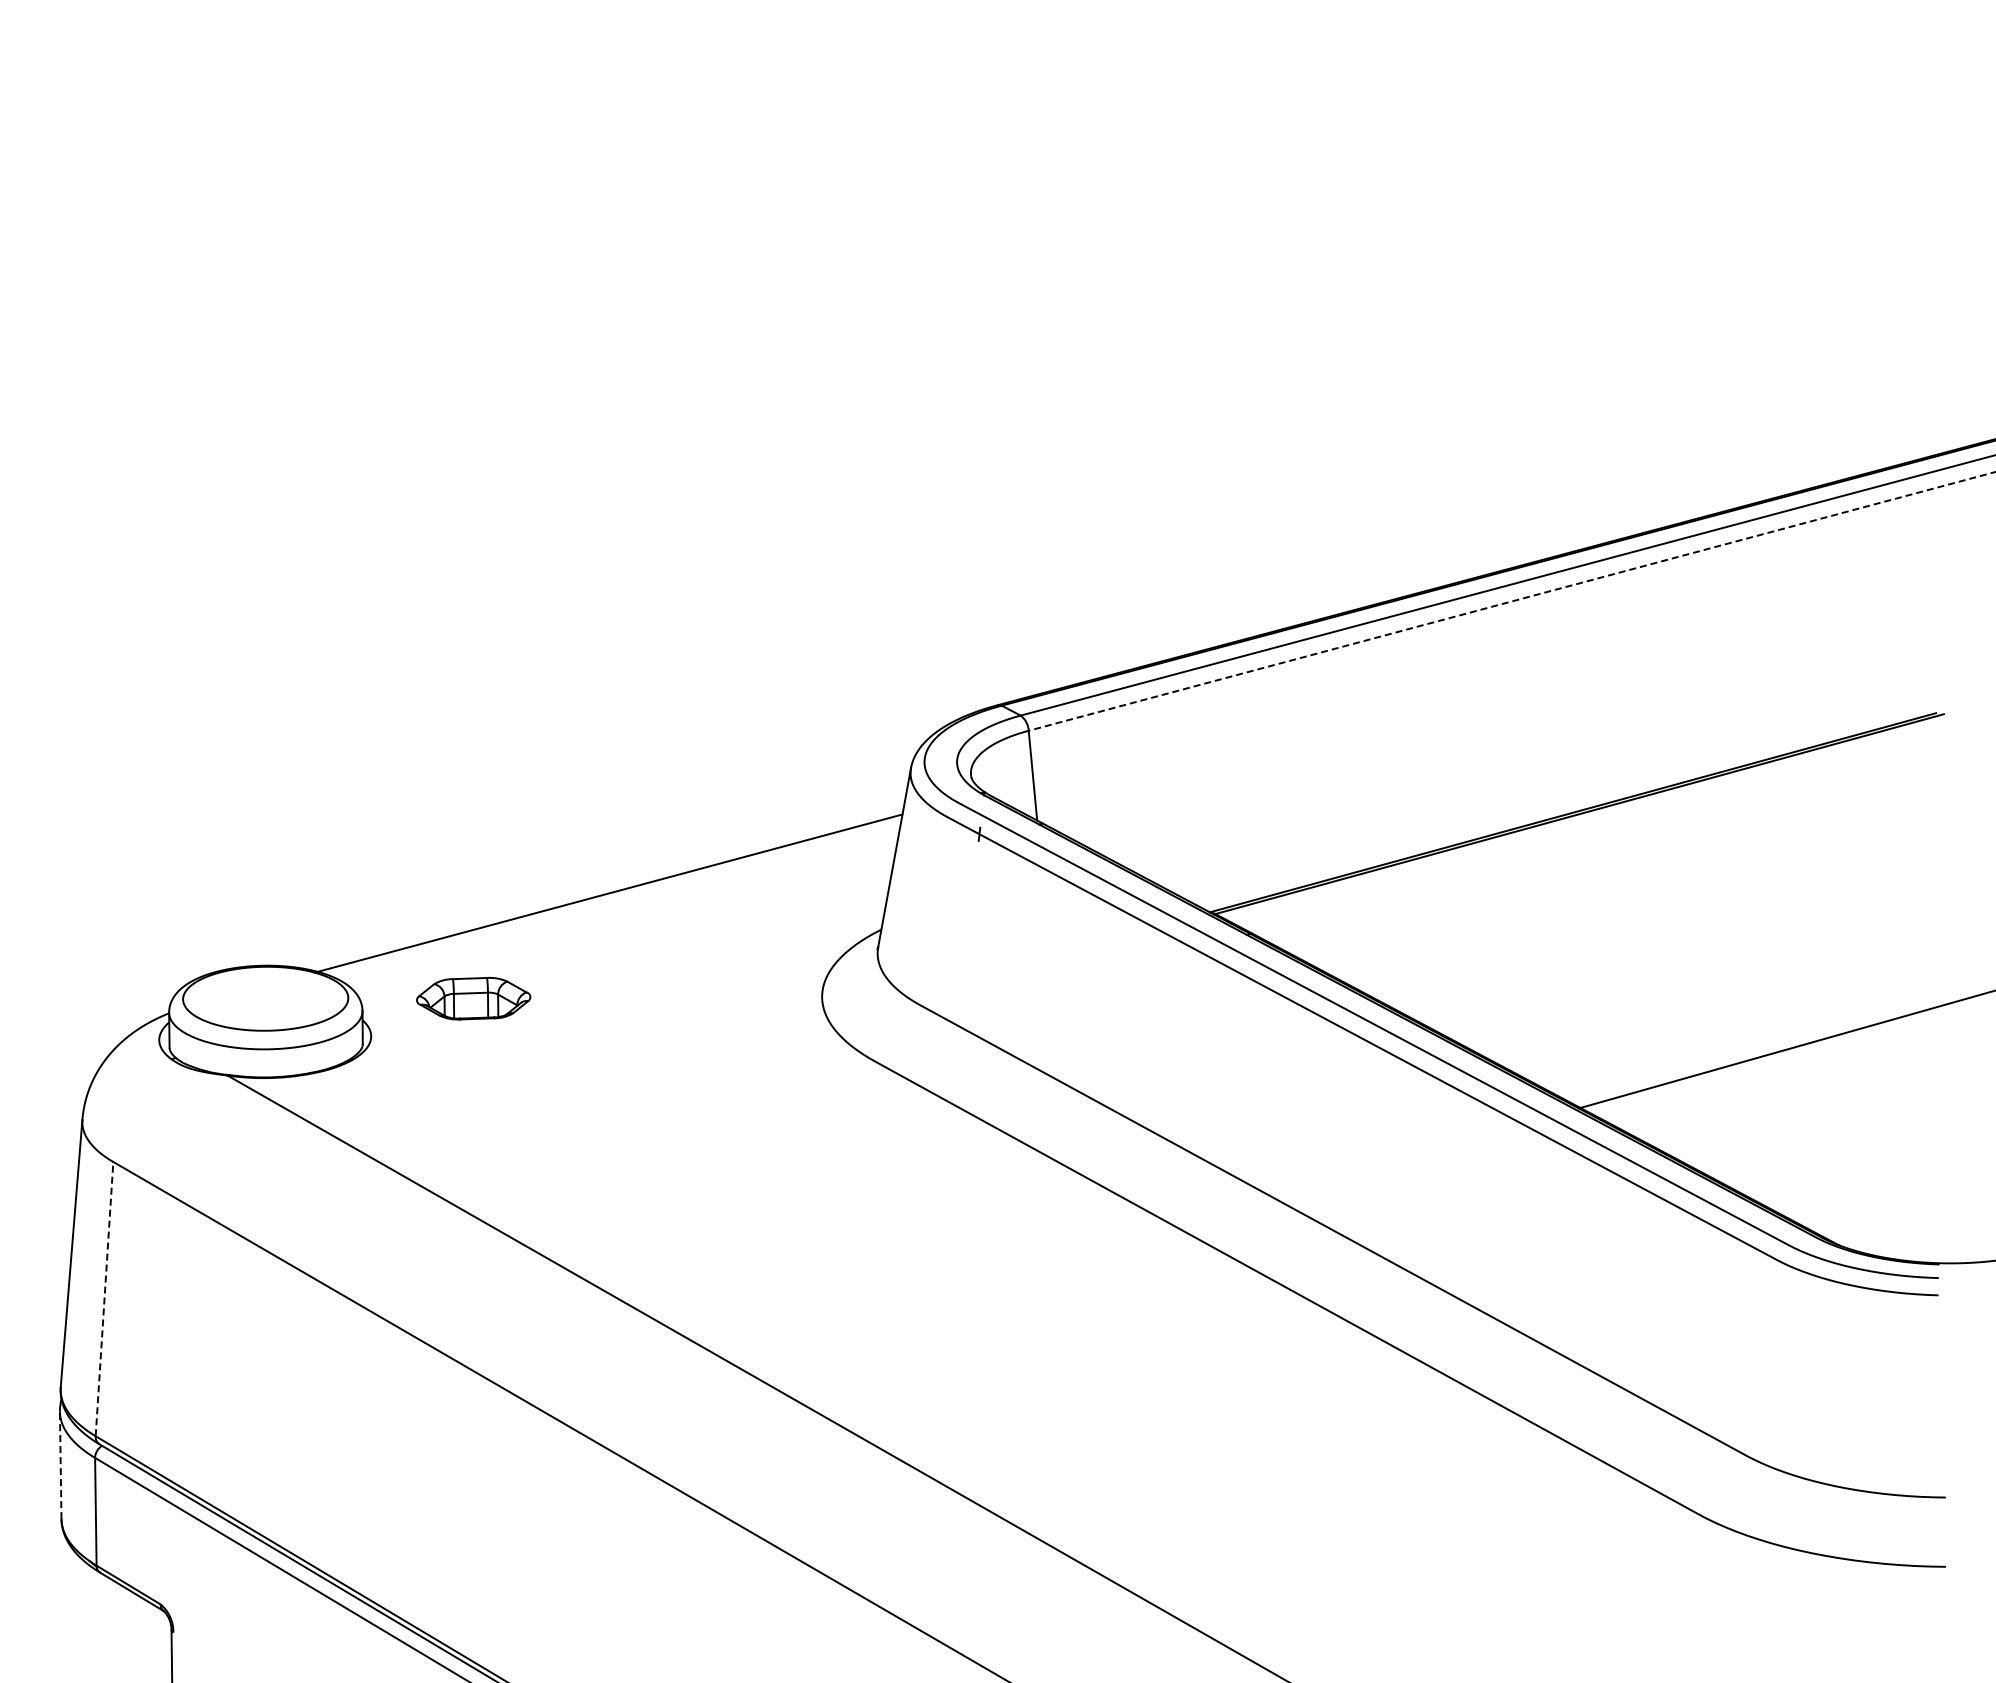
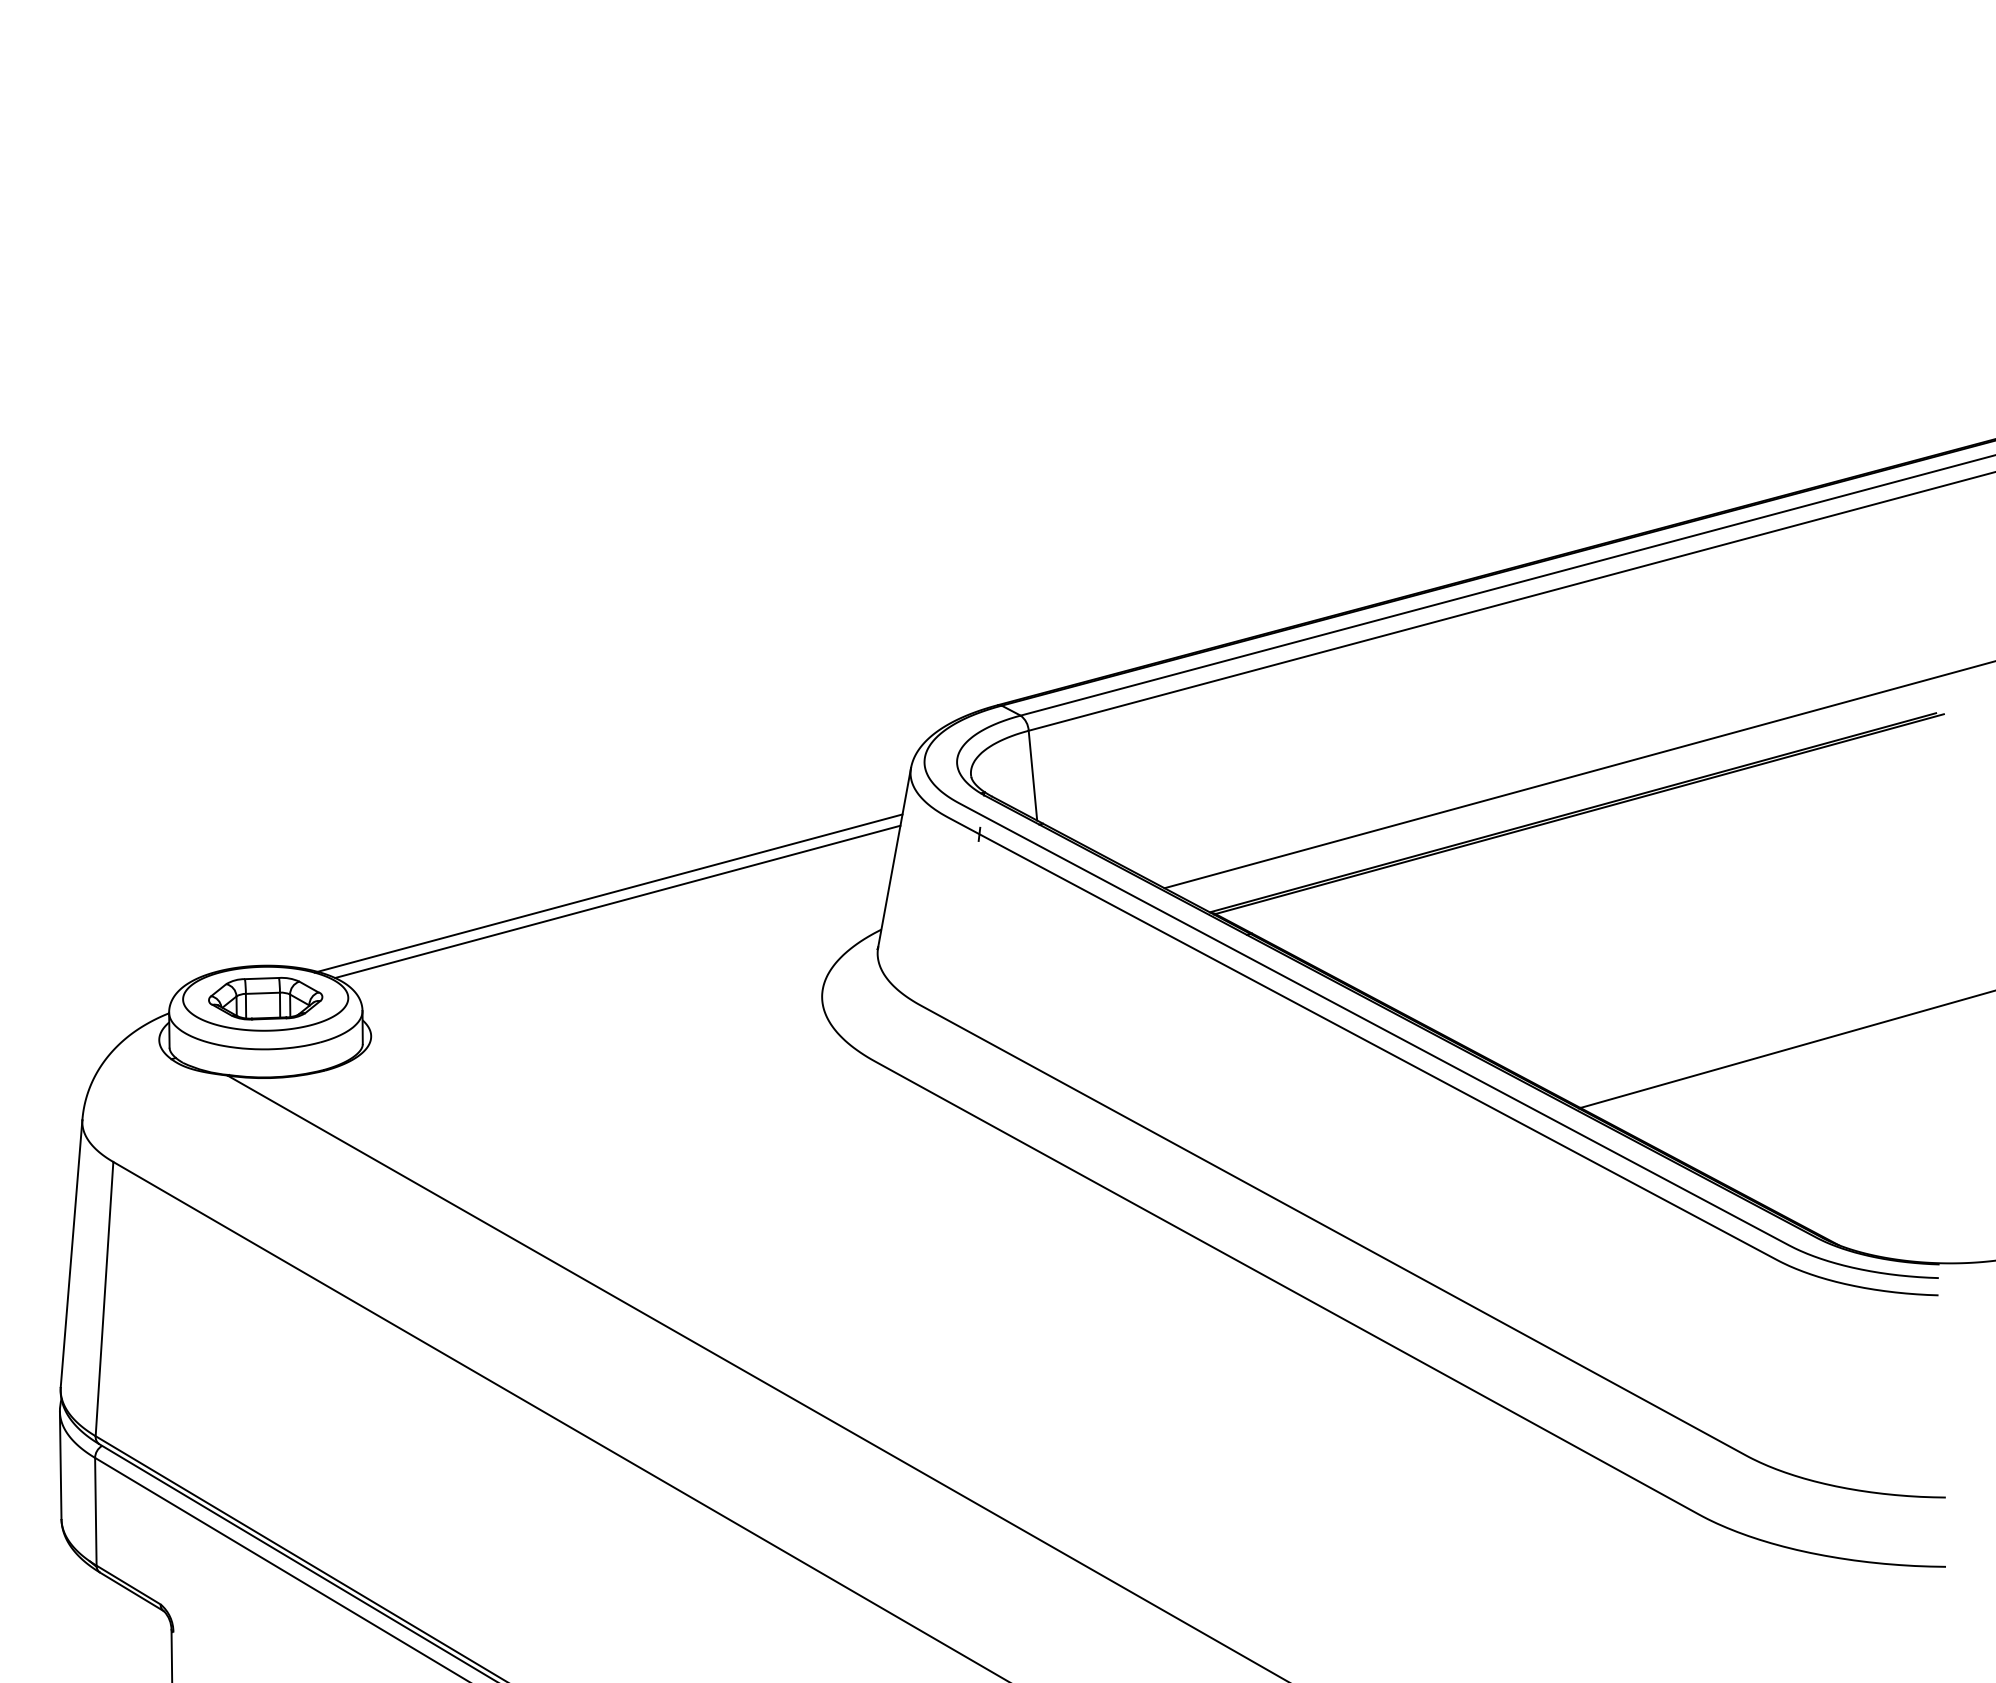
line: dashed -> solid (1511, 601)
line: none -> present (1578, 775)
line: none -> present (617, 901)
part position: (473, 998) -> (265, 998) (265, 998)
line: dashed -> solid (104, 1298)
line: dashed -> solid (60, 1465)
